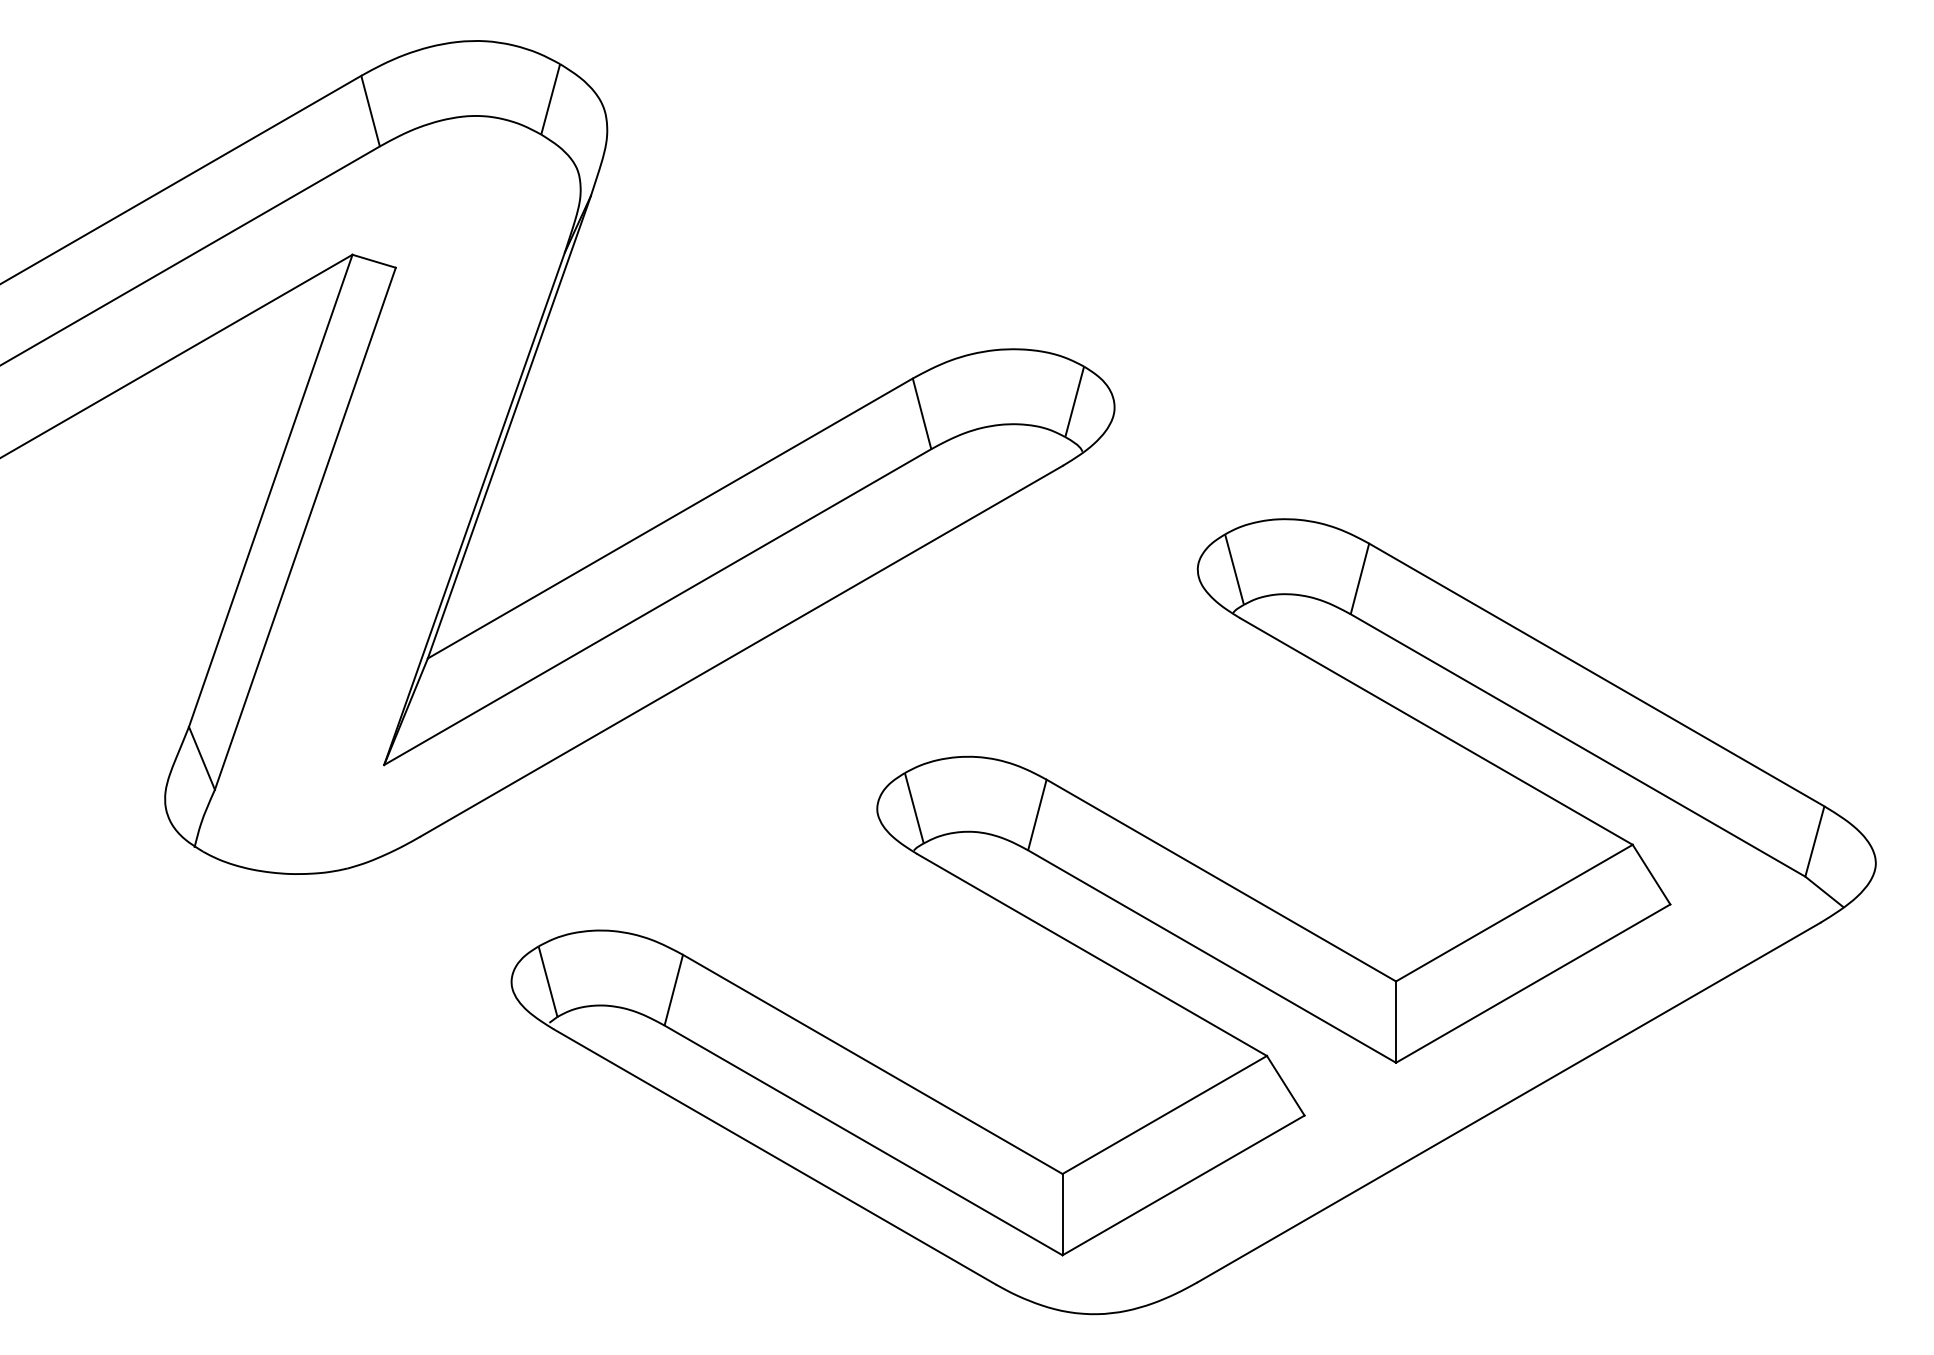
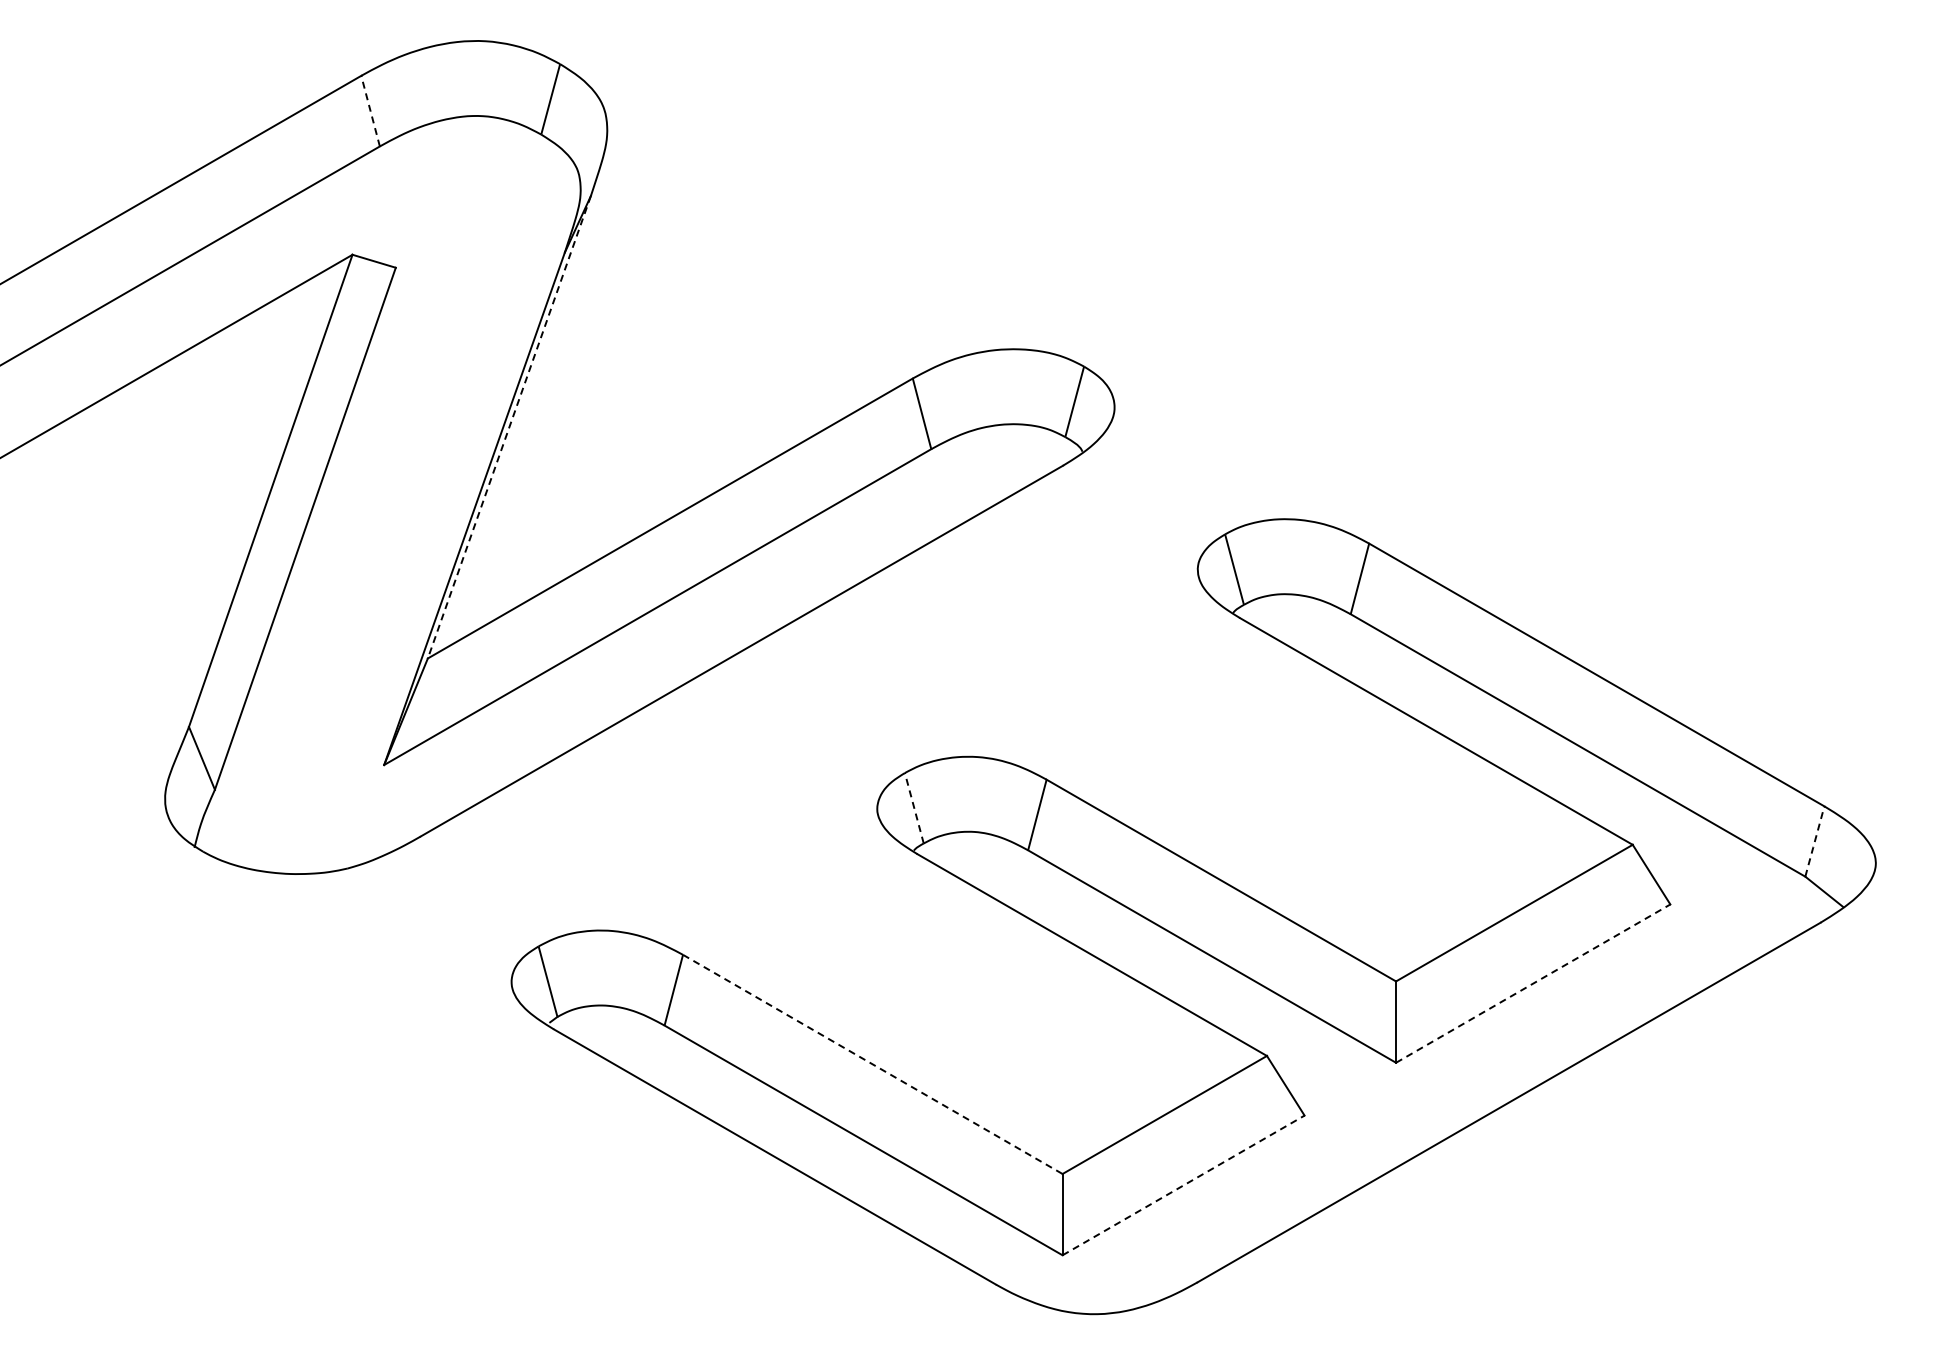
line: solid -> dashed (370, 111)
line: solid -> dashed (509, 427)
line: solid -> dashed (914, 807)
line: solid -> dashed (1814, 841)
line: solid -> dashed (1533, 983)
line: solid -> dashed (873, 1064)
line: solid -> dashed (1183, 1185)
